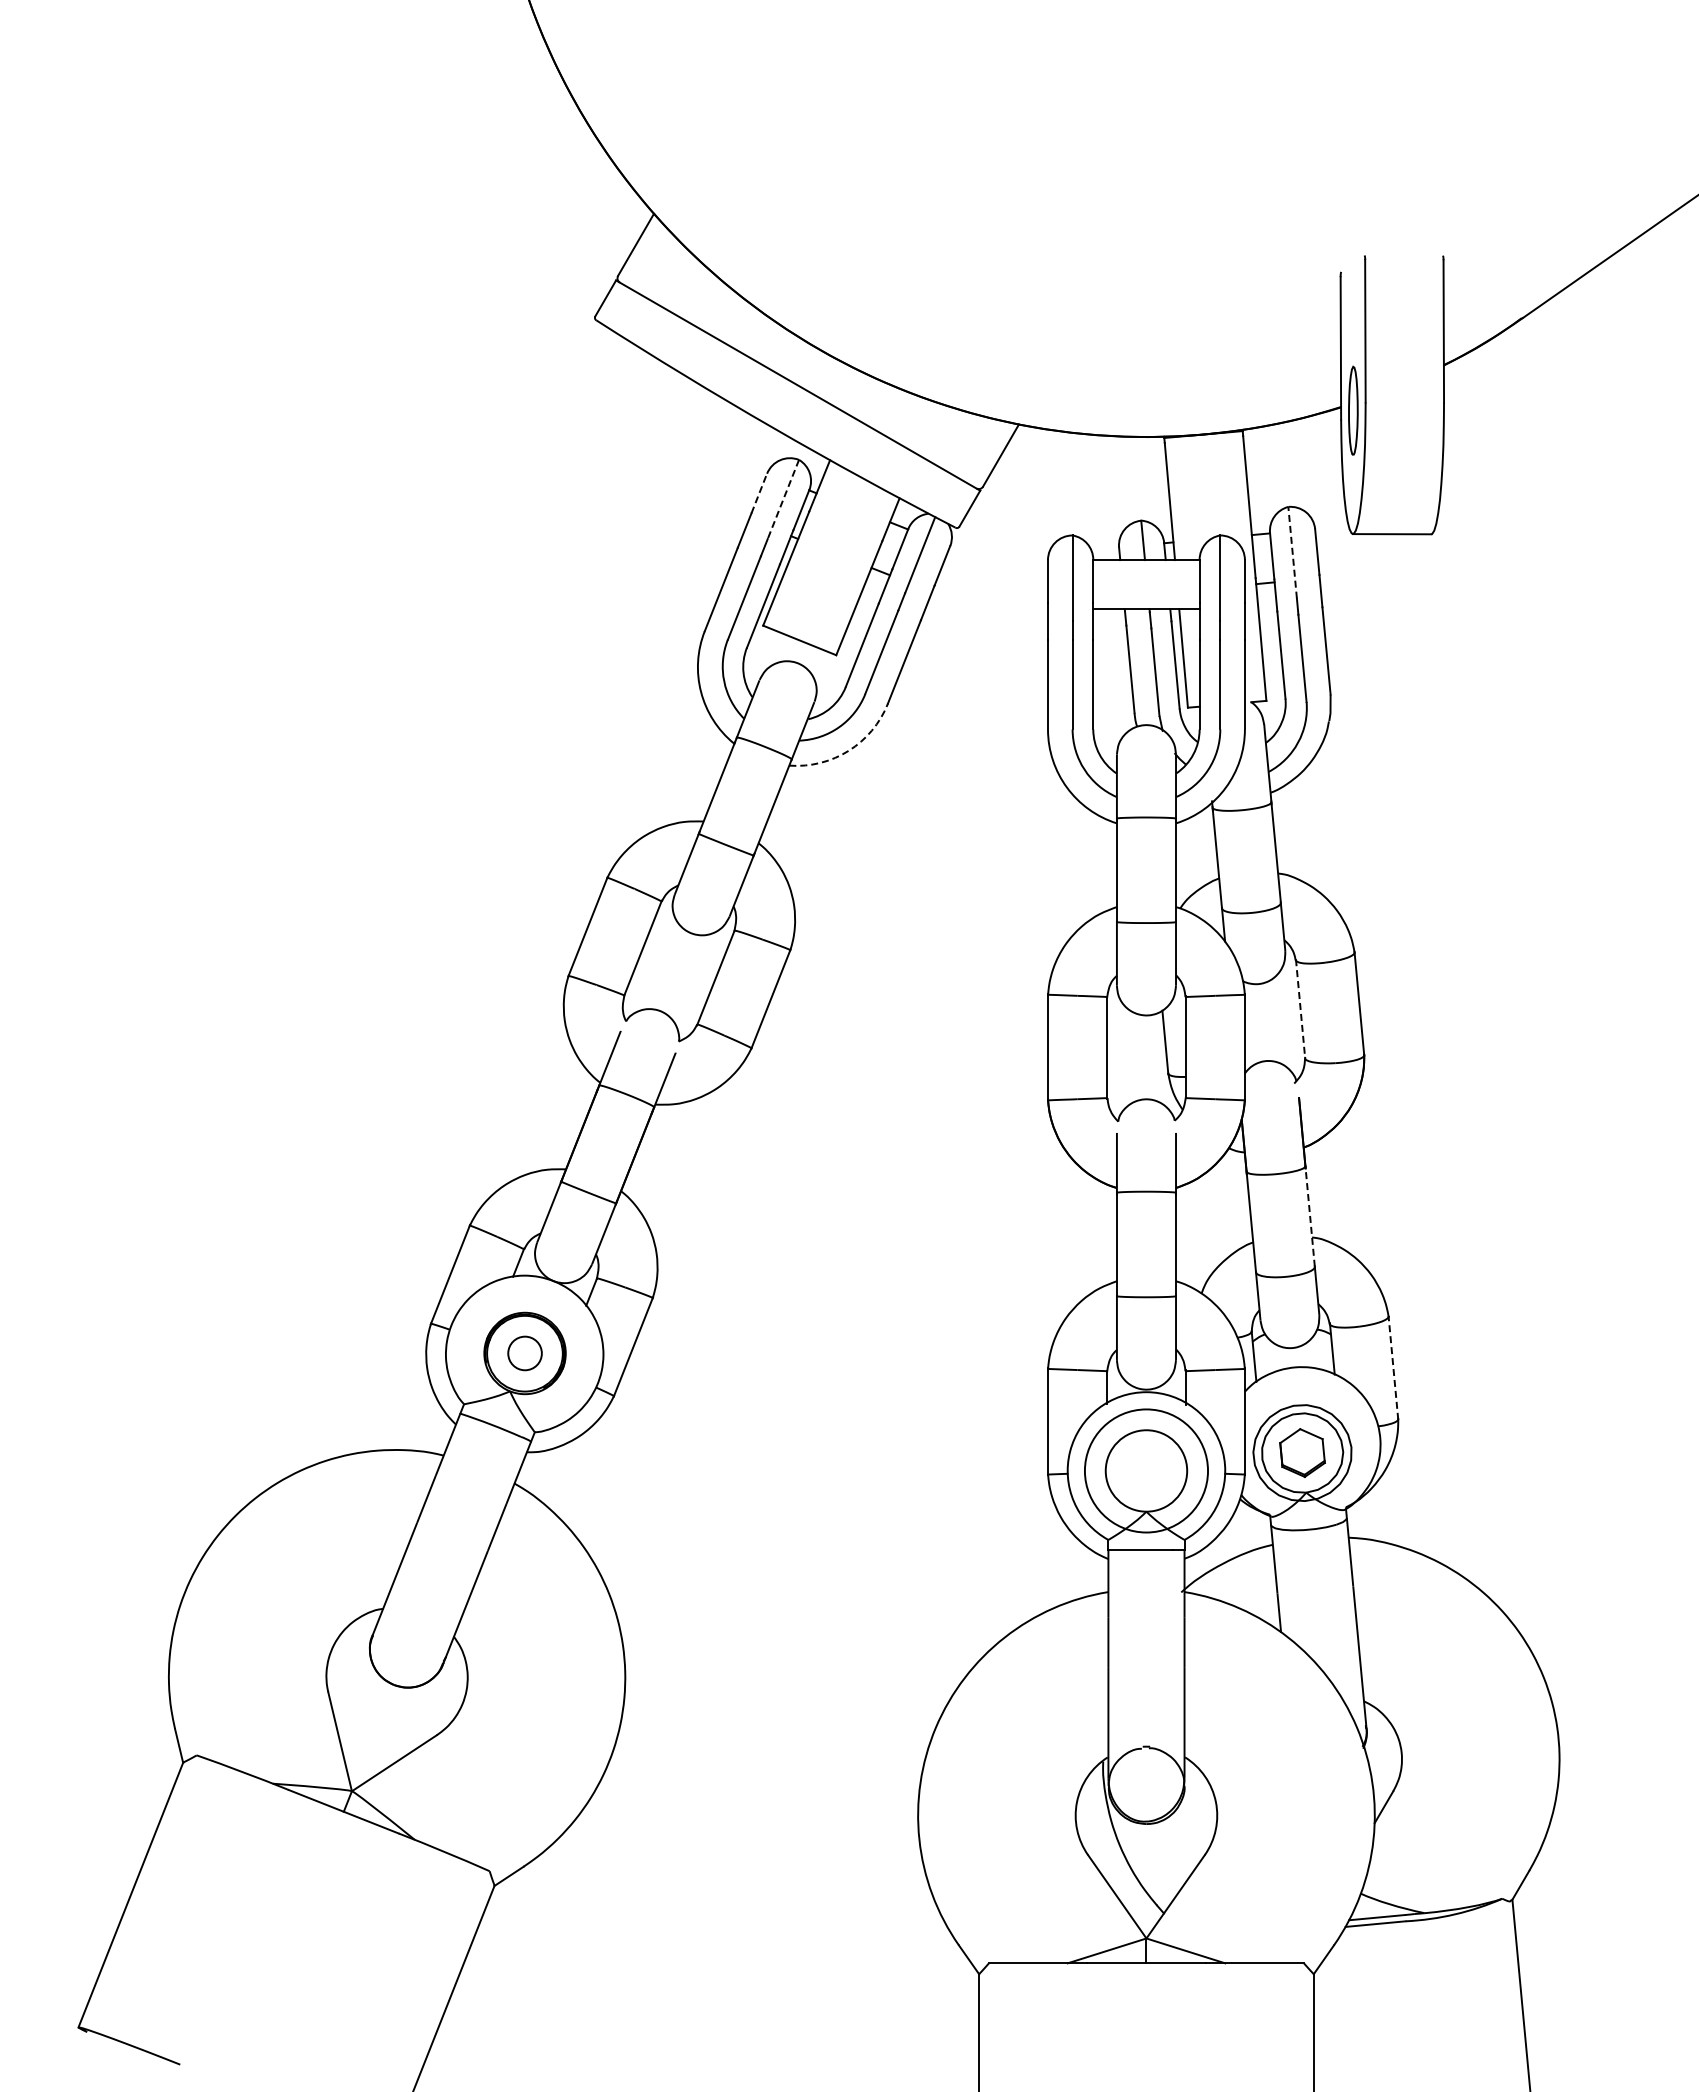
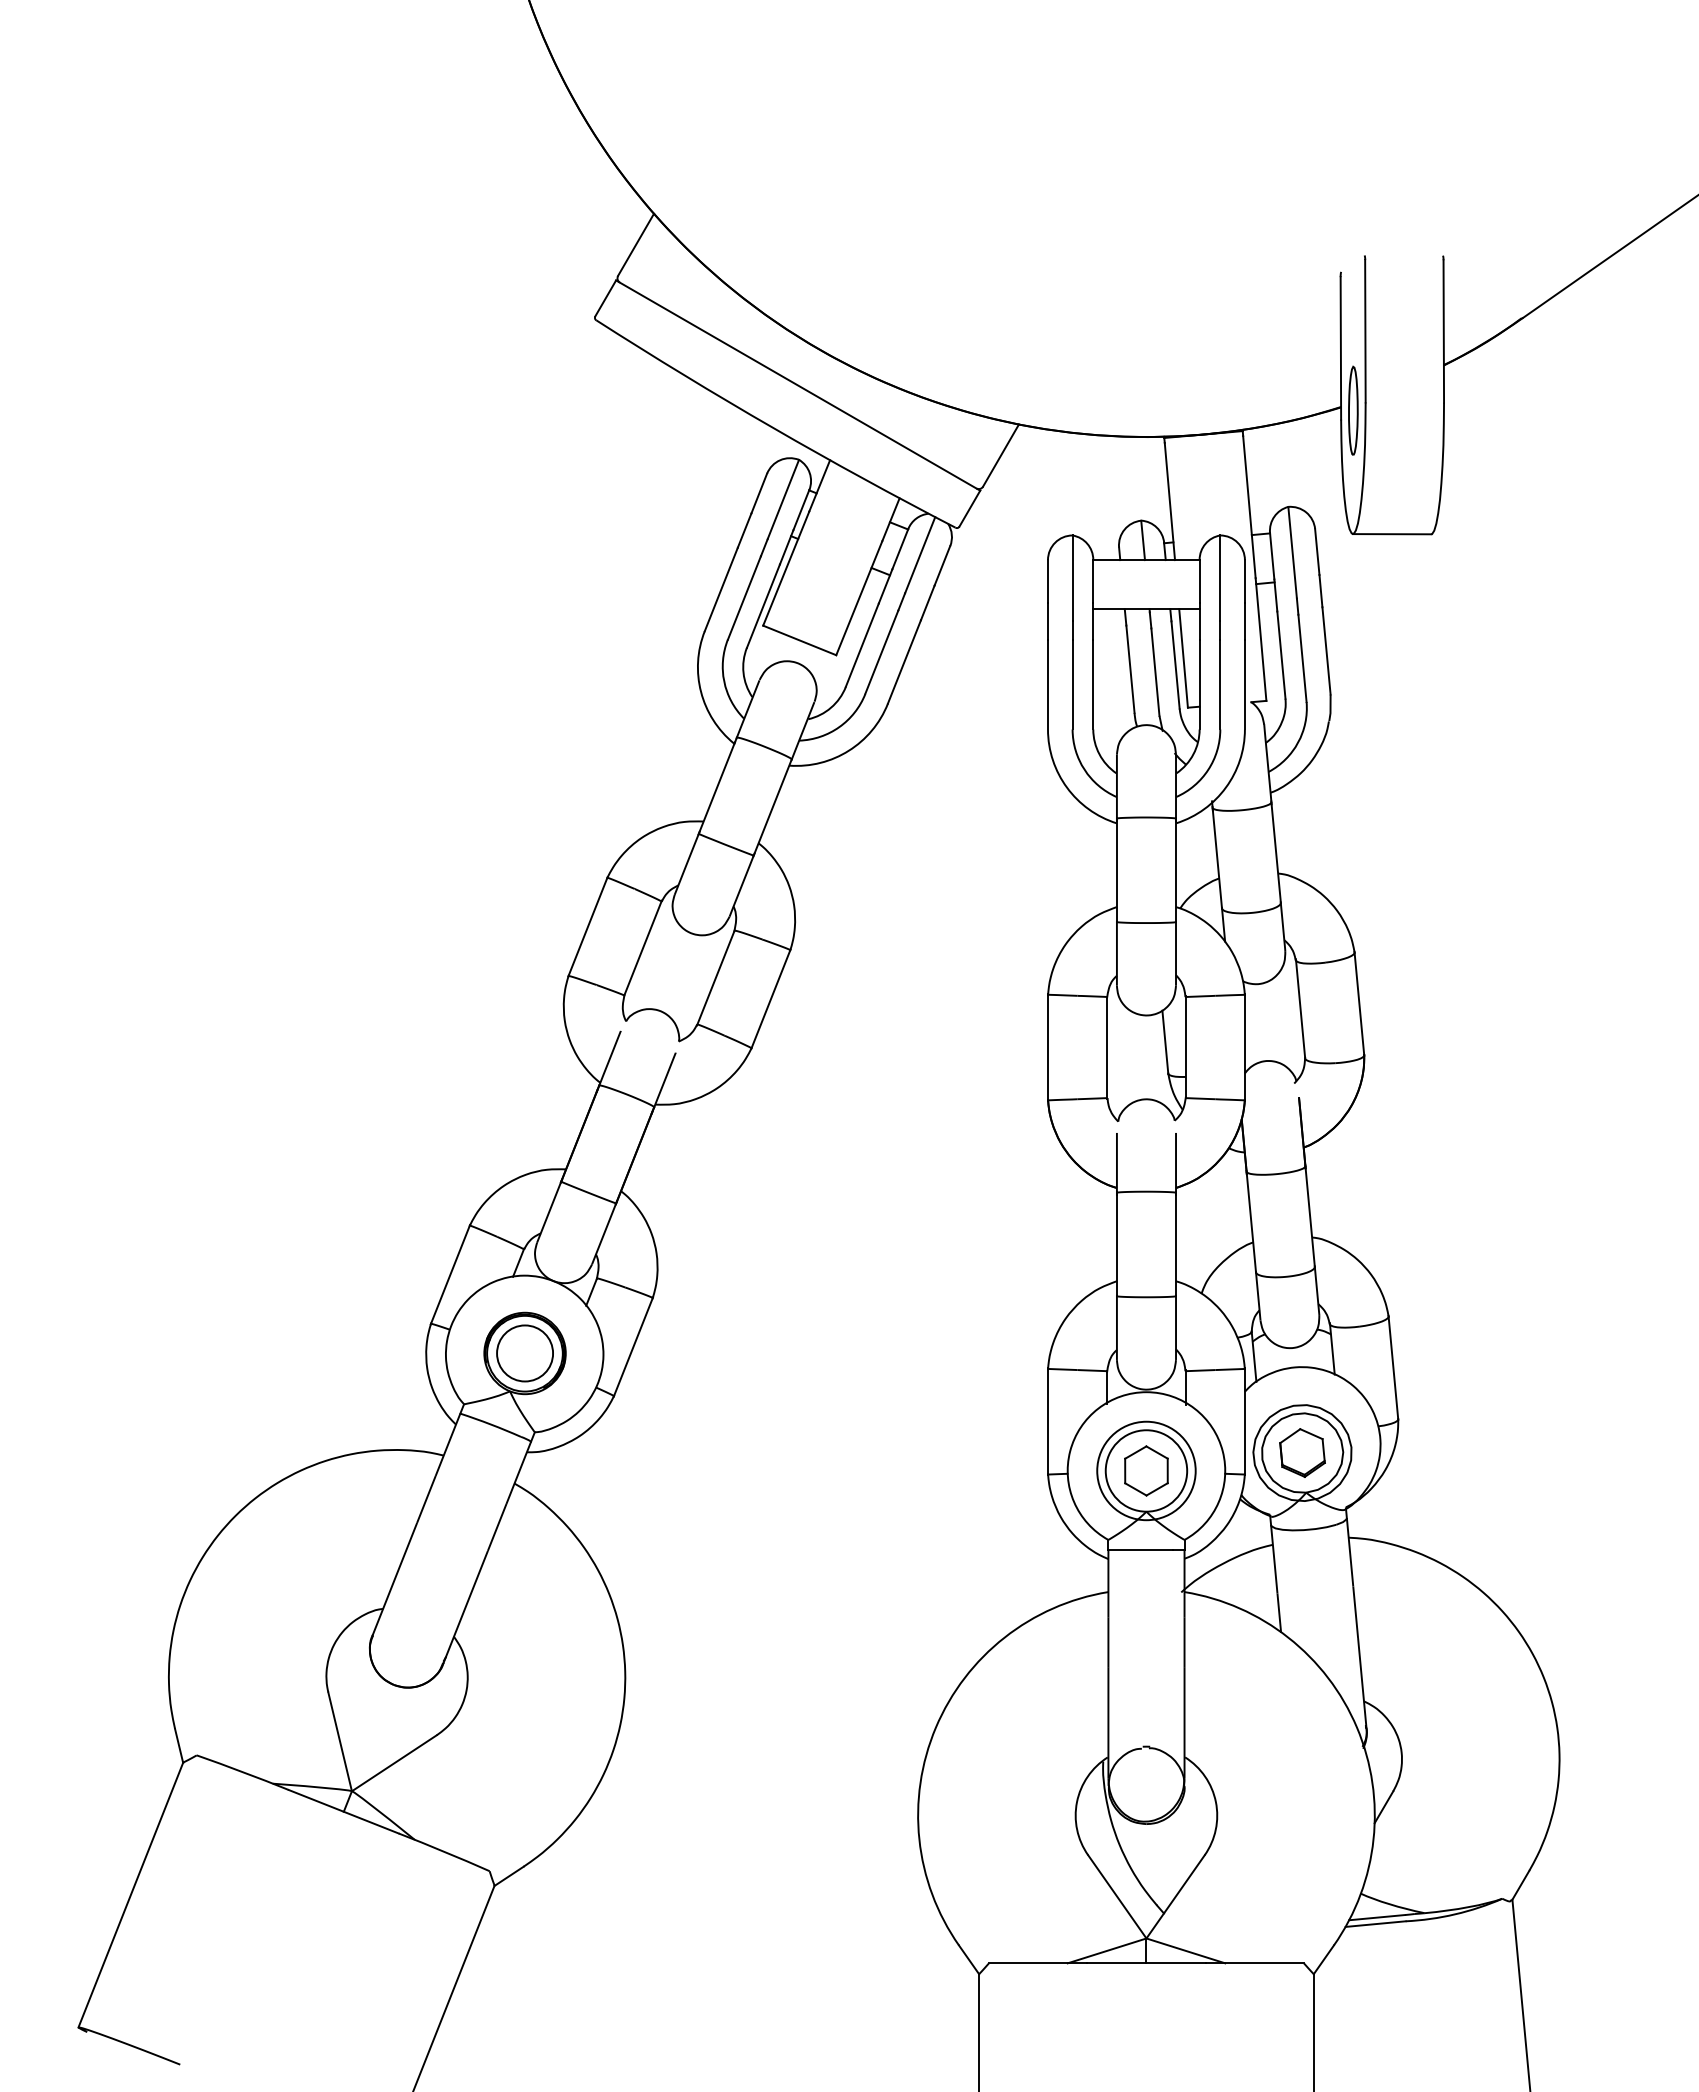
line: dashed -> solid (759, 493)
line: dashed -> solid (783, 499)
line: dashed -> solid (1292, 552)
arc: dashed -> solid (848, 750)
line: dashed -> solid (1300, 1008)
line: dashed -> solid (1310, 1216)
circle diameter: 34 px -> 56 px (525, 1353)
line: dashed -> solid (1393, 1367)
circle diameter: 123 px -> 98 px (1146, 1470)
part: none -> present (1146, 1470)
